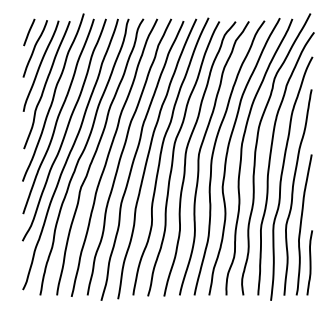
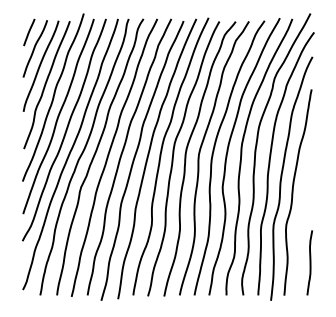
curve: present -> none (301, 224)
